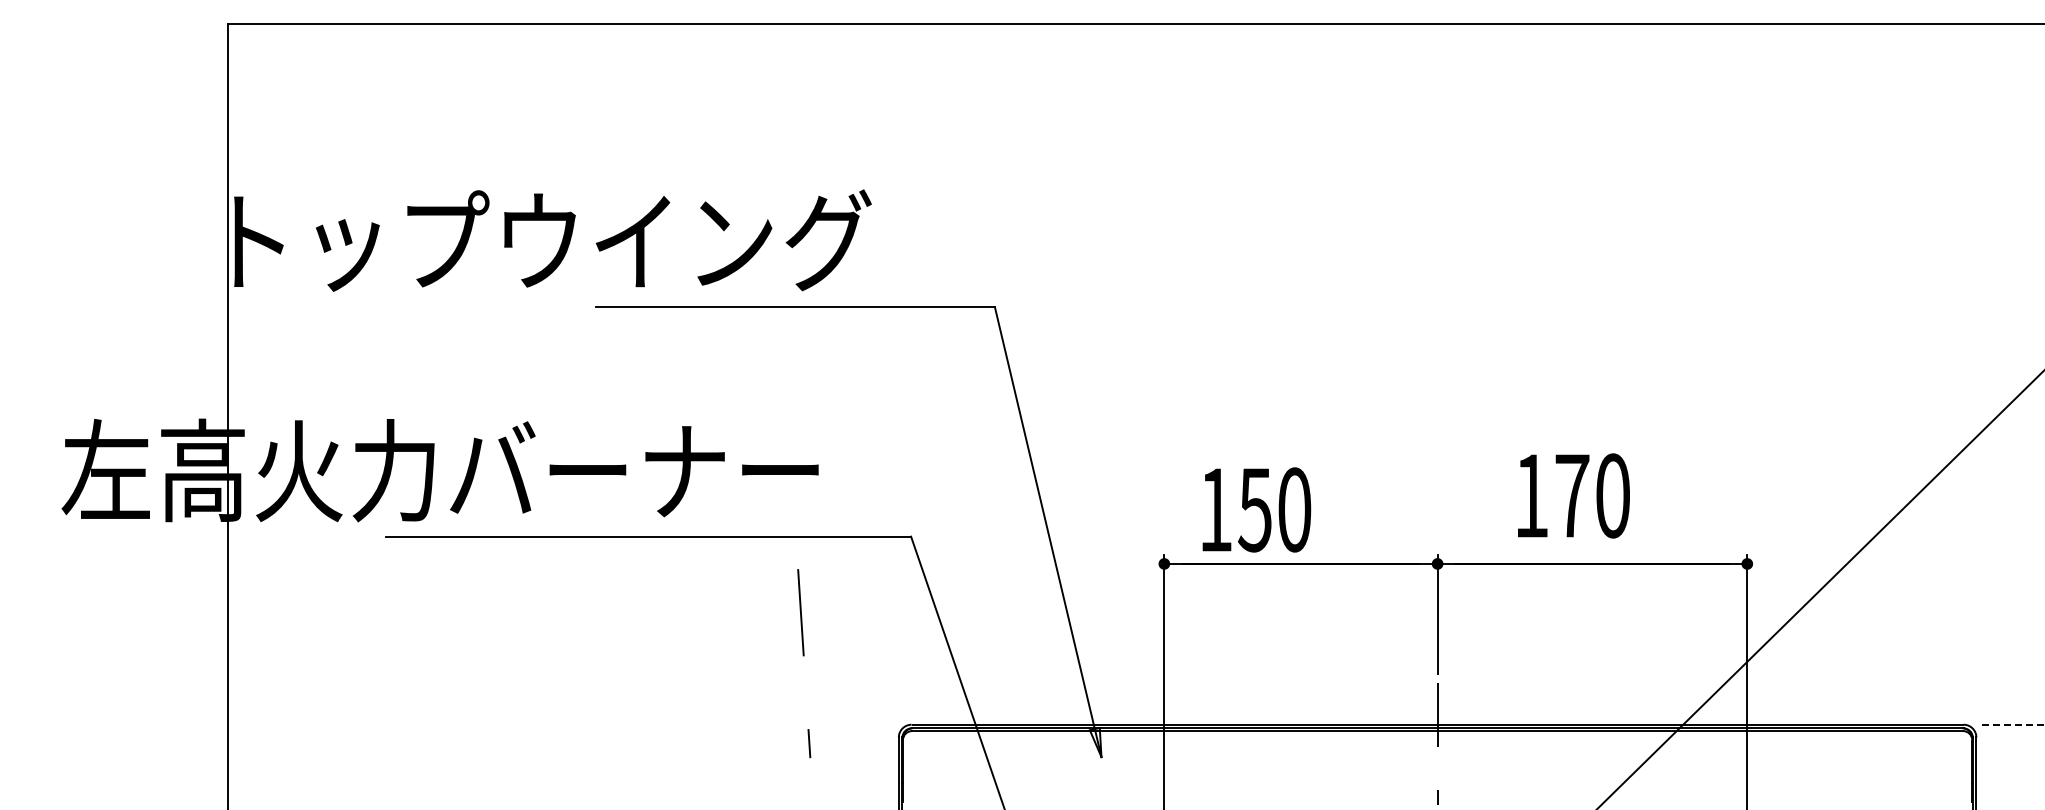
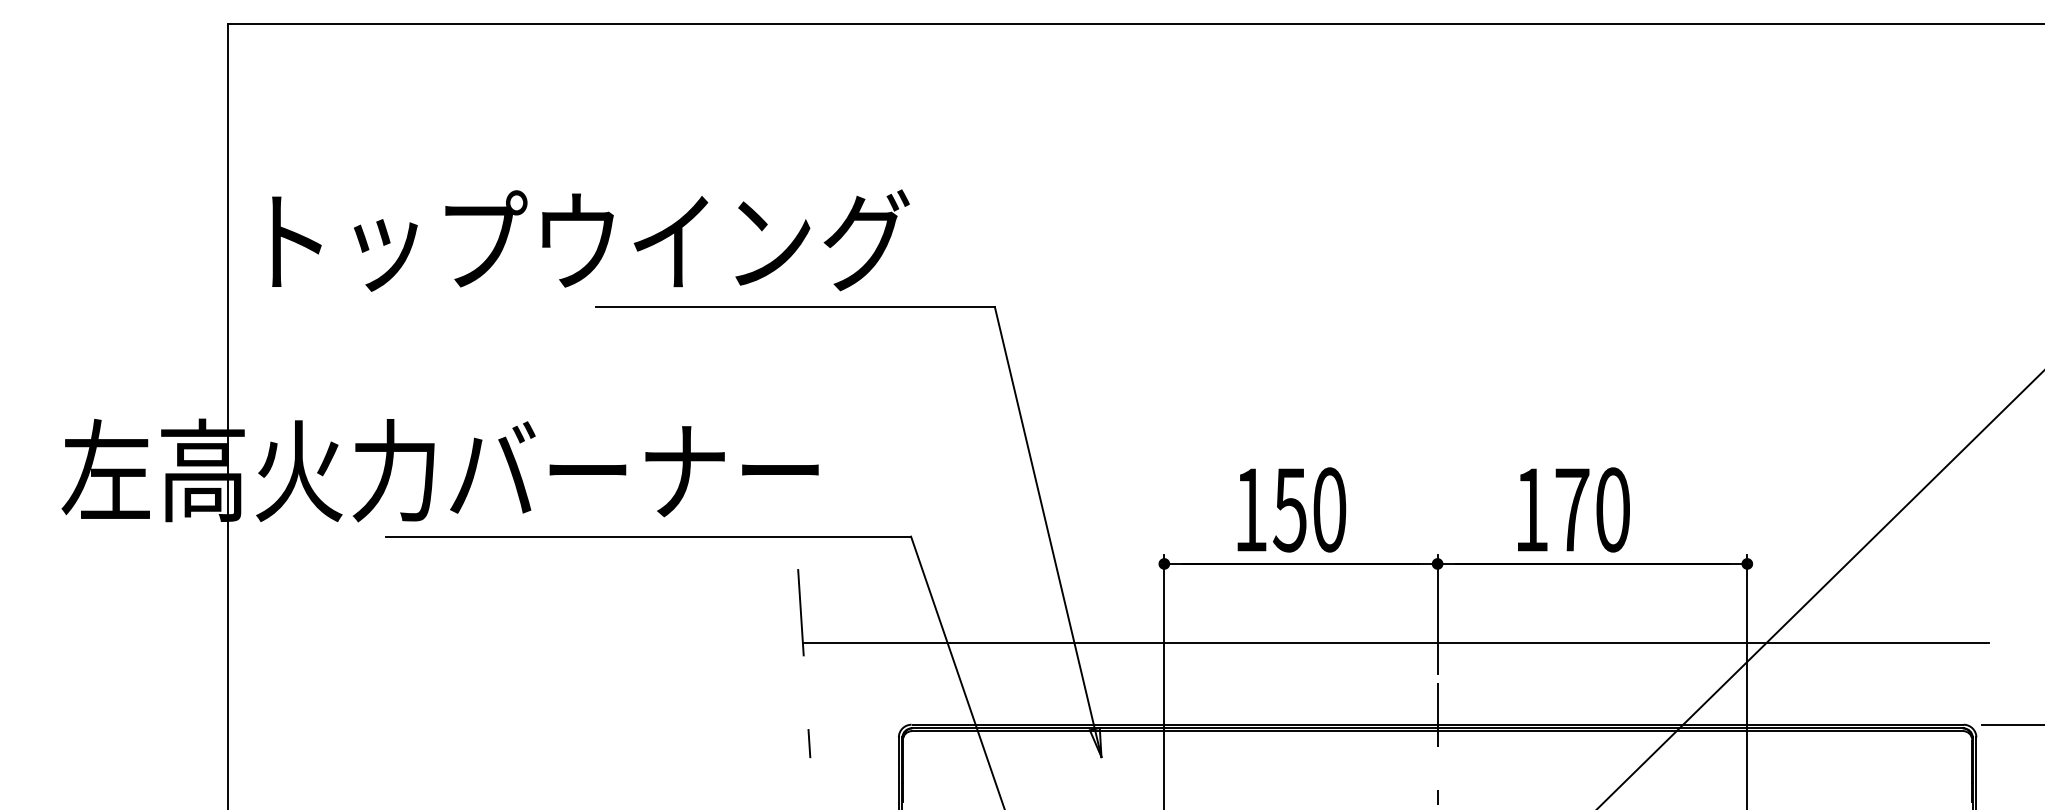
text position: (552, 240) -> (590, 240) (590, 240)
text position: (1573, 495) -> (1573, 509) (1573, 509)
text position: (1256, 509) -> (1291, 509) (1291, 509)
line: none -> present (1395, 642)
line: dashed -> solid (2013, 724)
